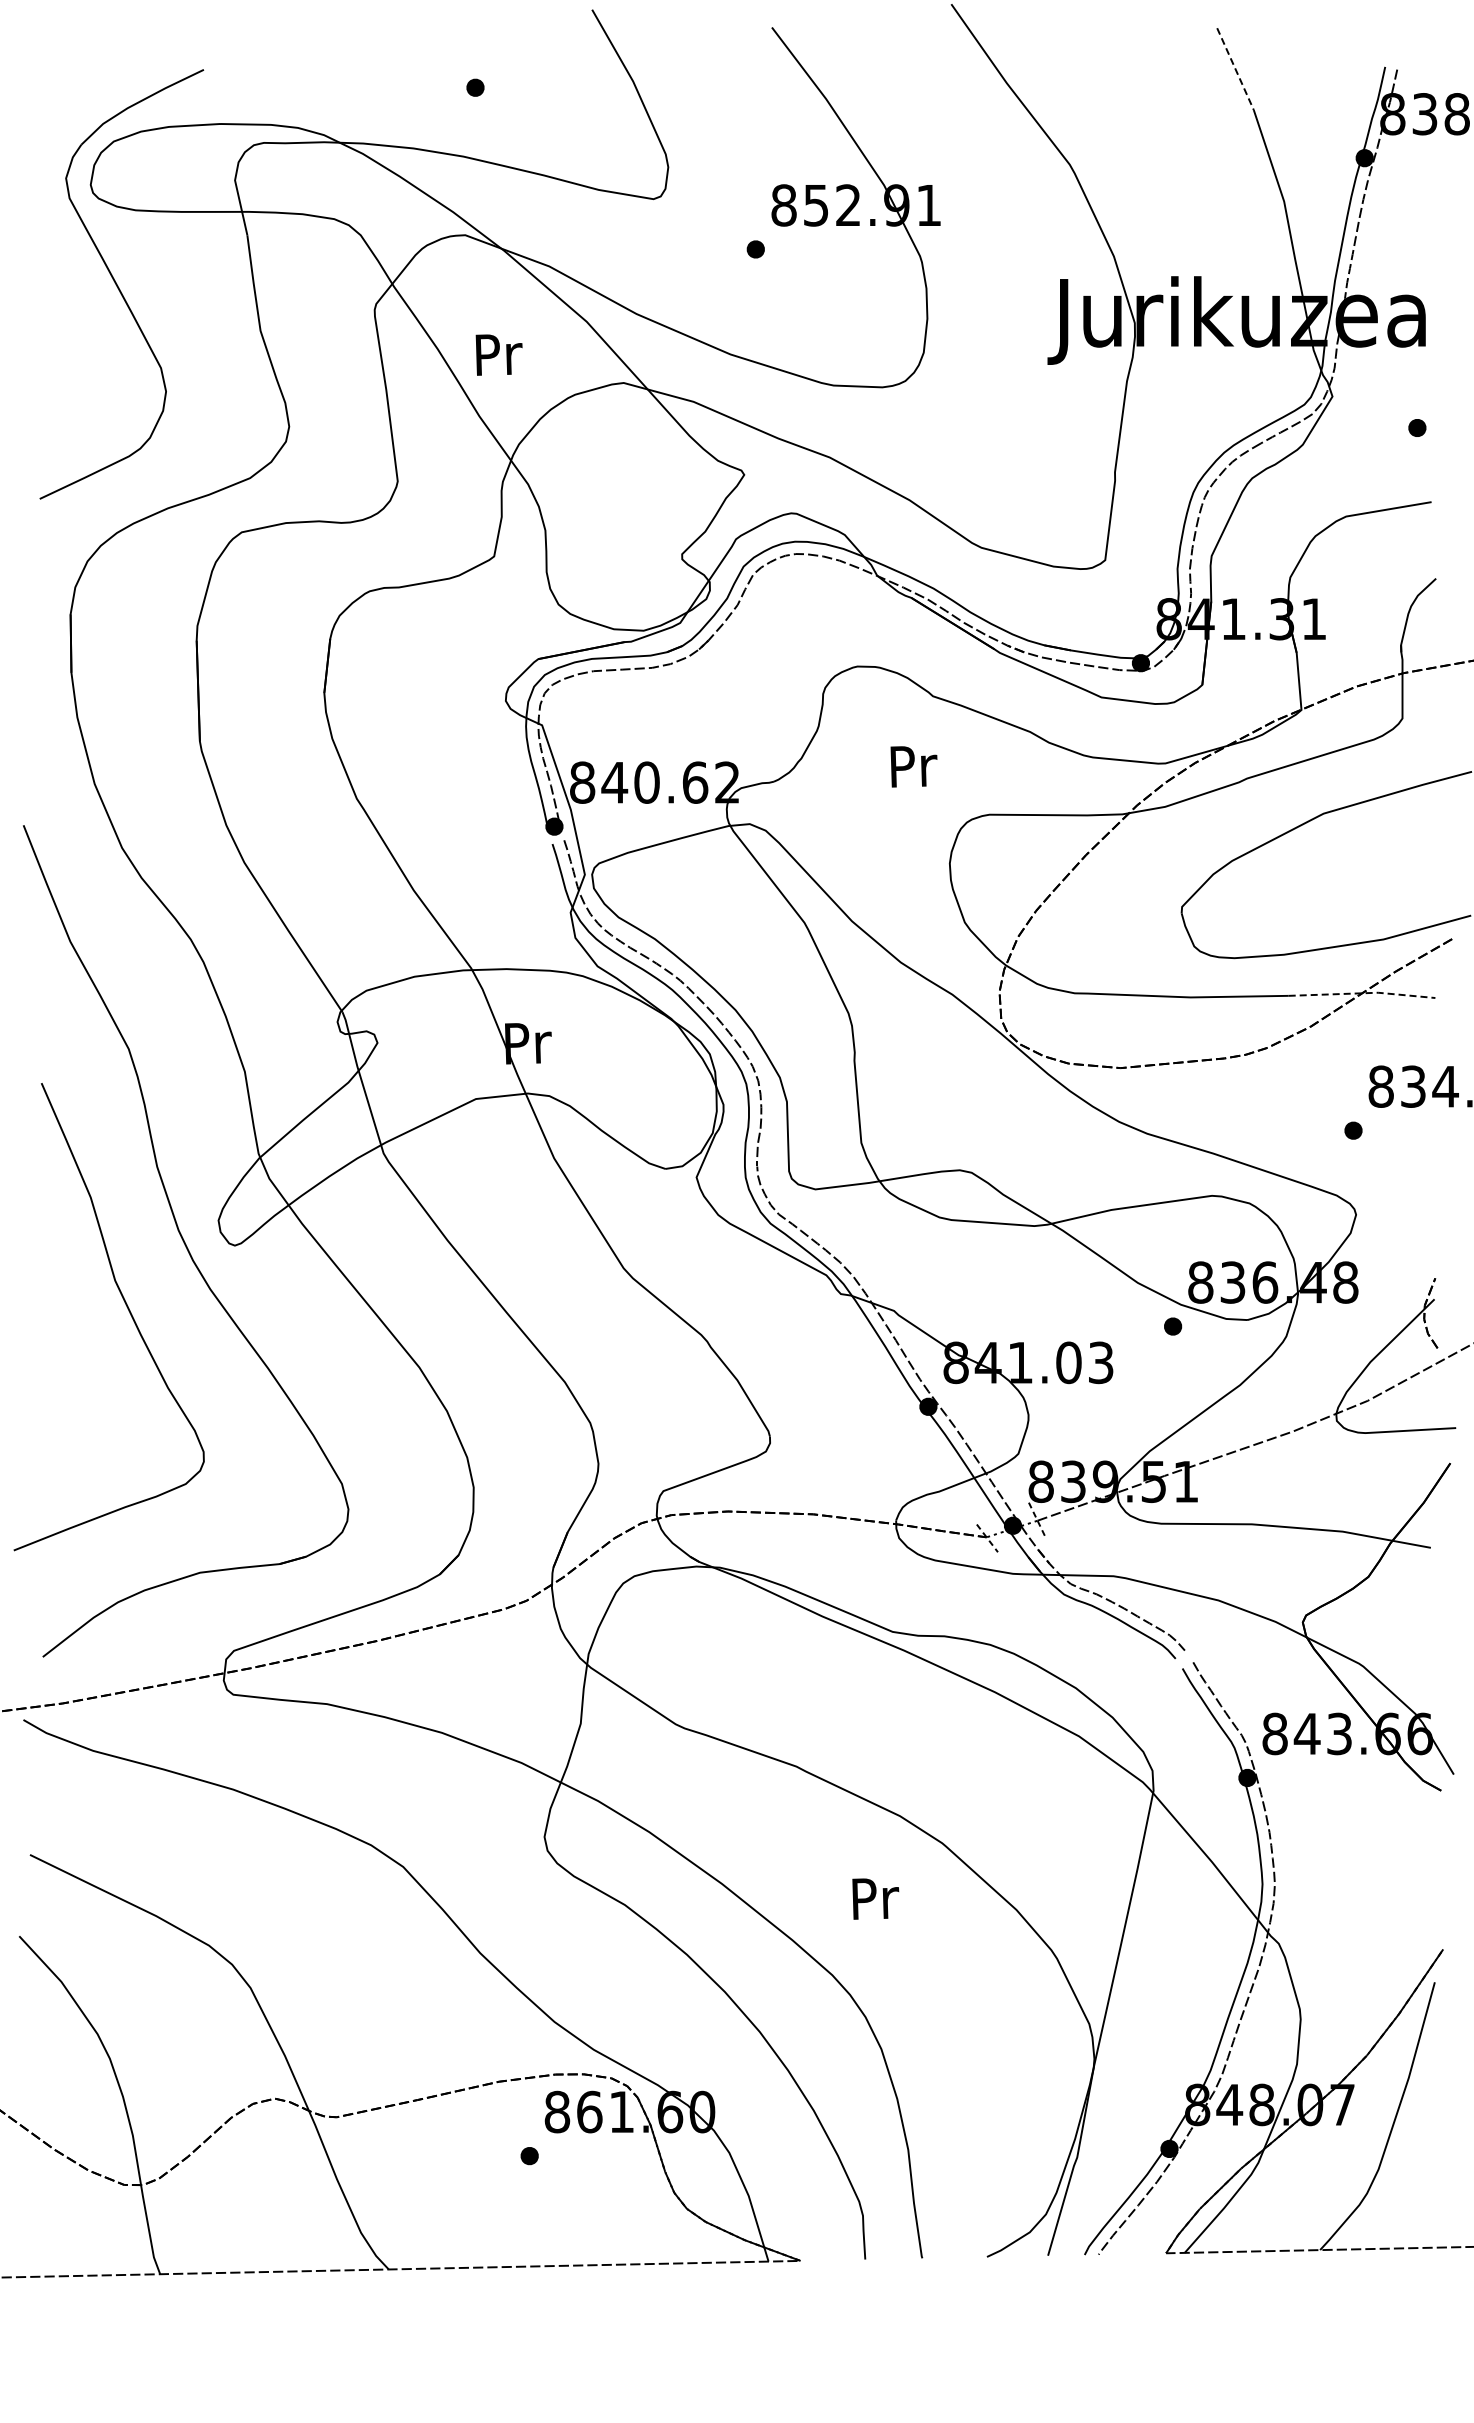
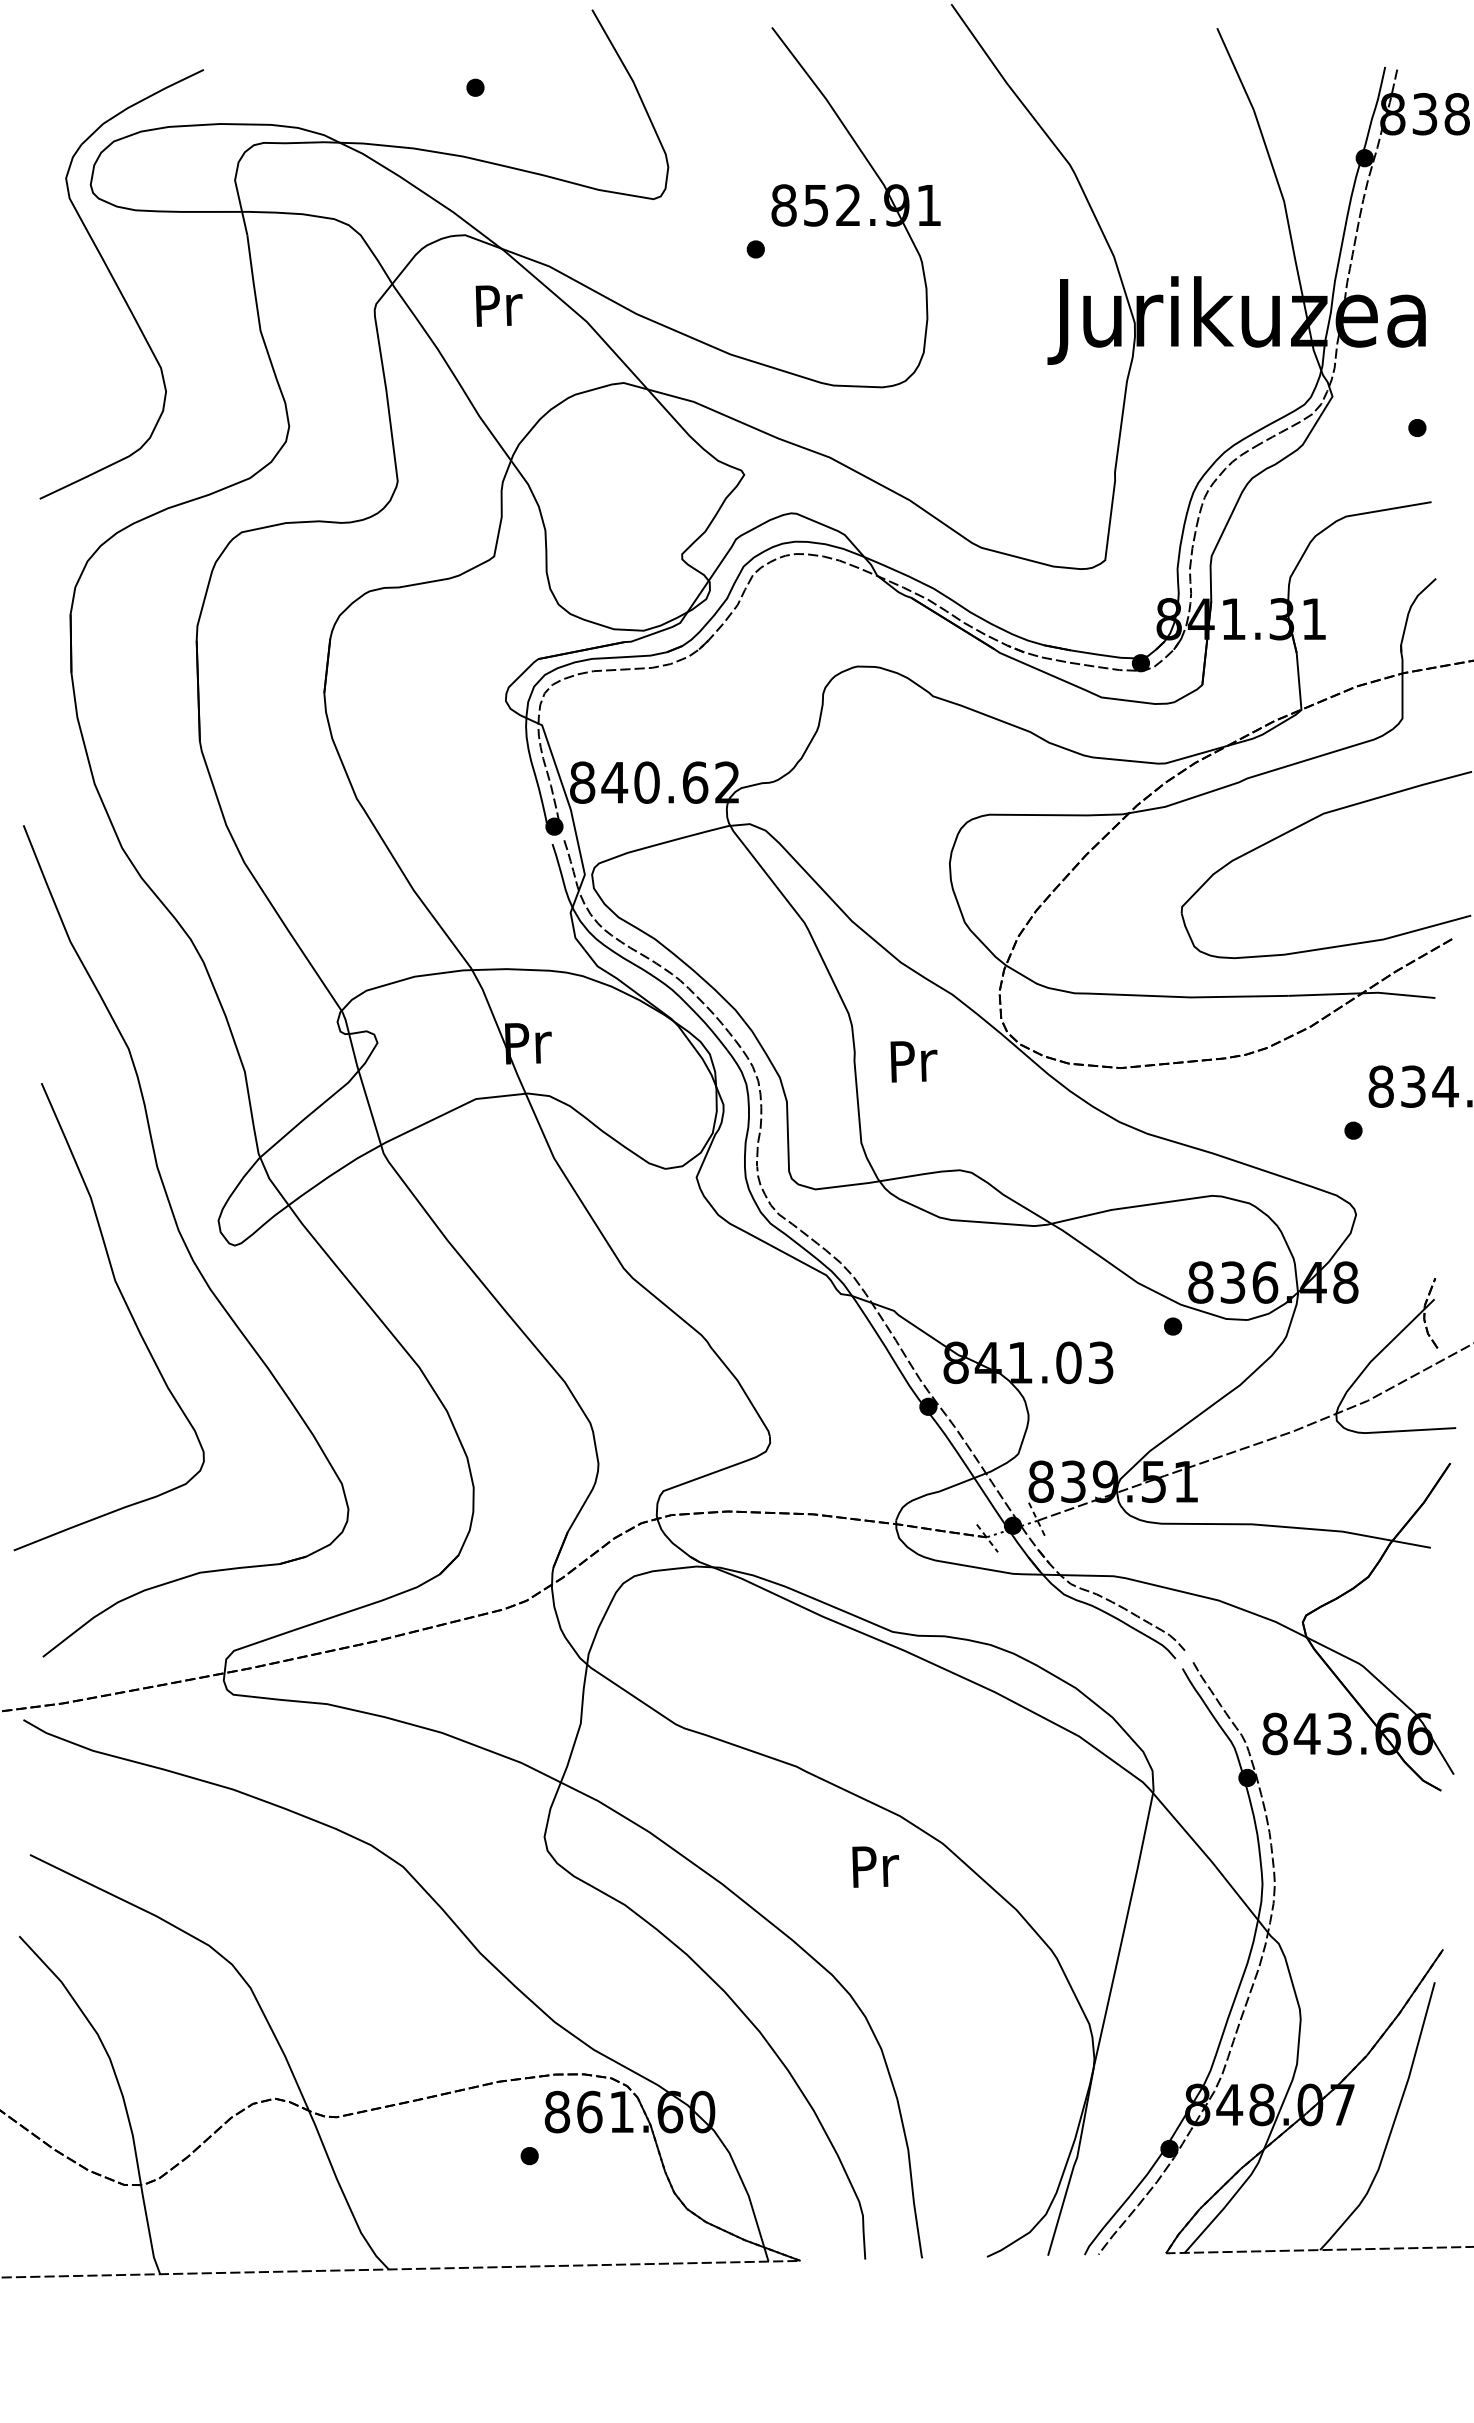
line: dashed -> solid (1235, 69)
text position: (498, 354) -> (498, 305) (498, 305)
text position: (913, 766) -> (913, 1061) (913, 1061)
line: dashed -> solid (1363, 993)
text position: (875, 1898) -> (875, 1866) (875, 1866)
